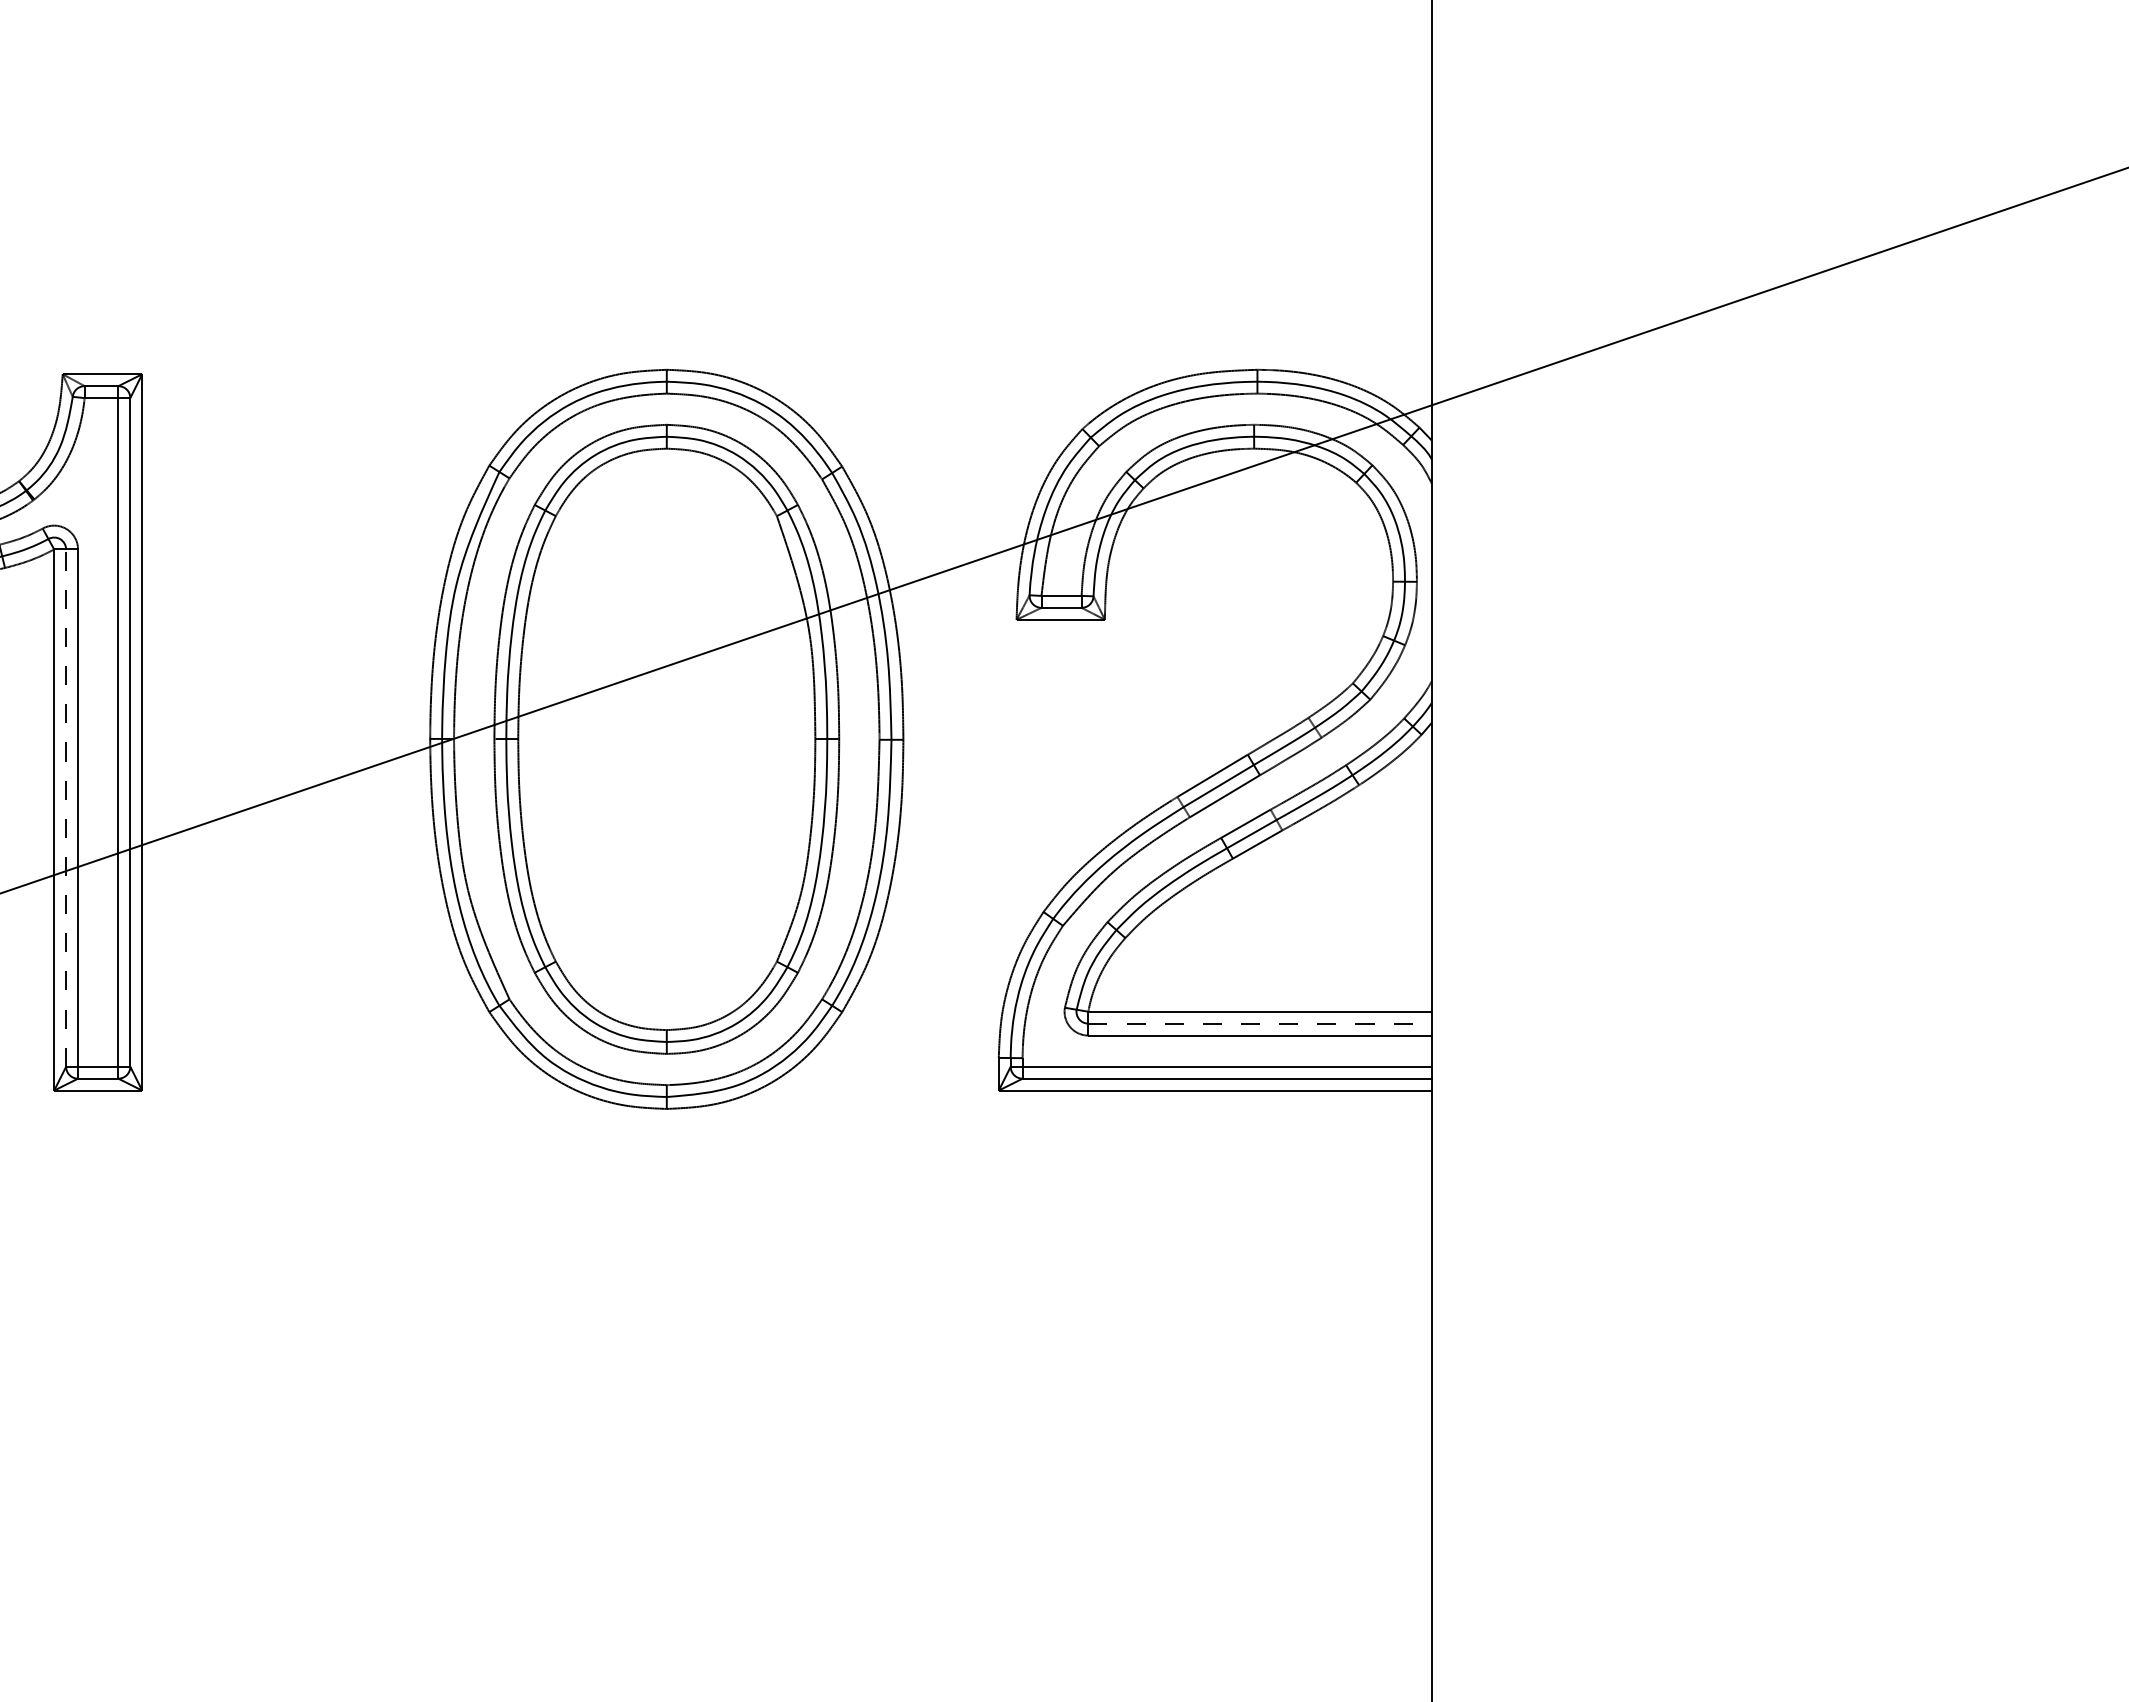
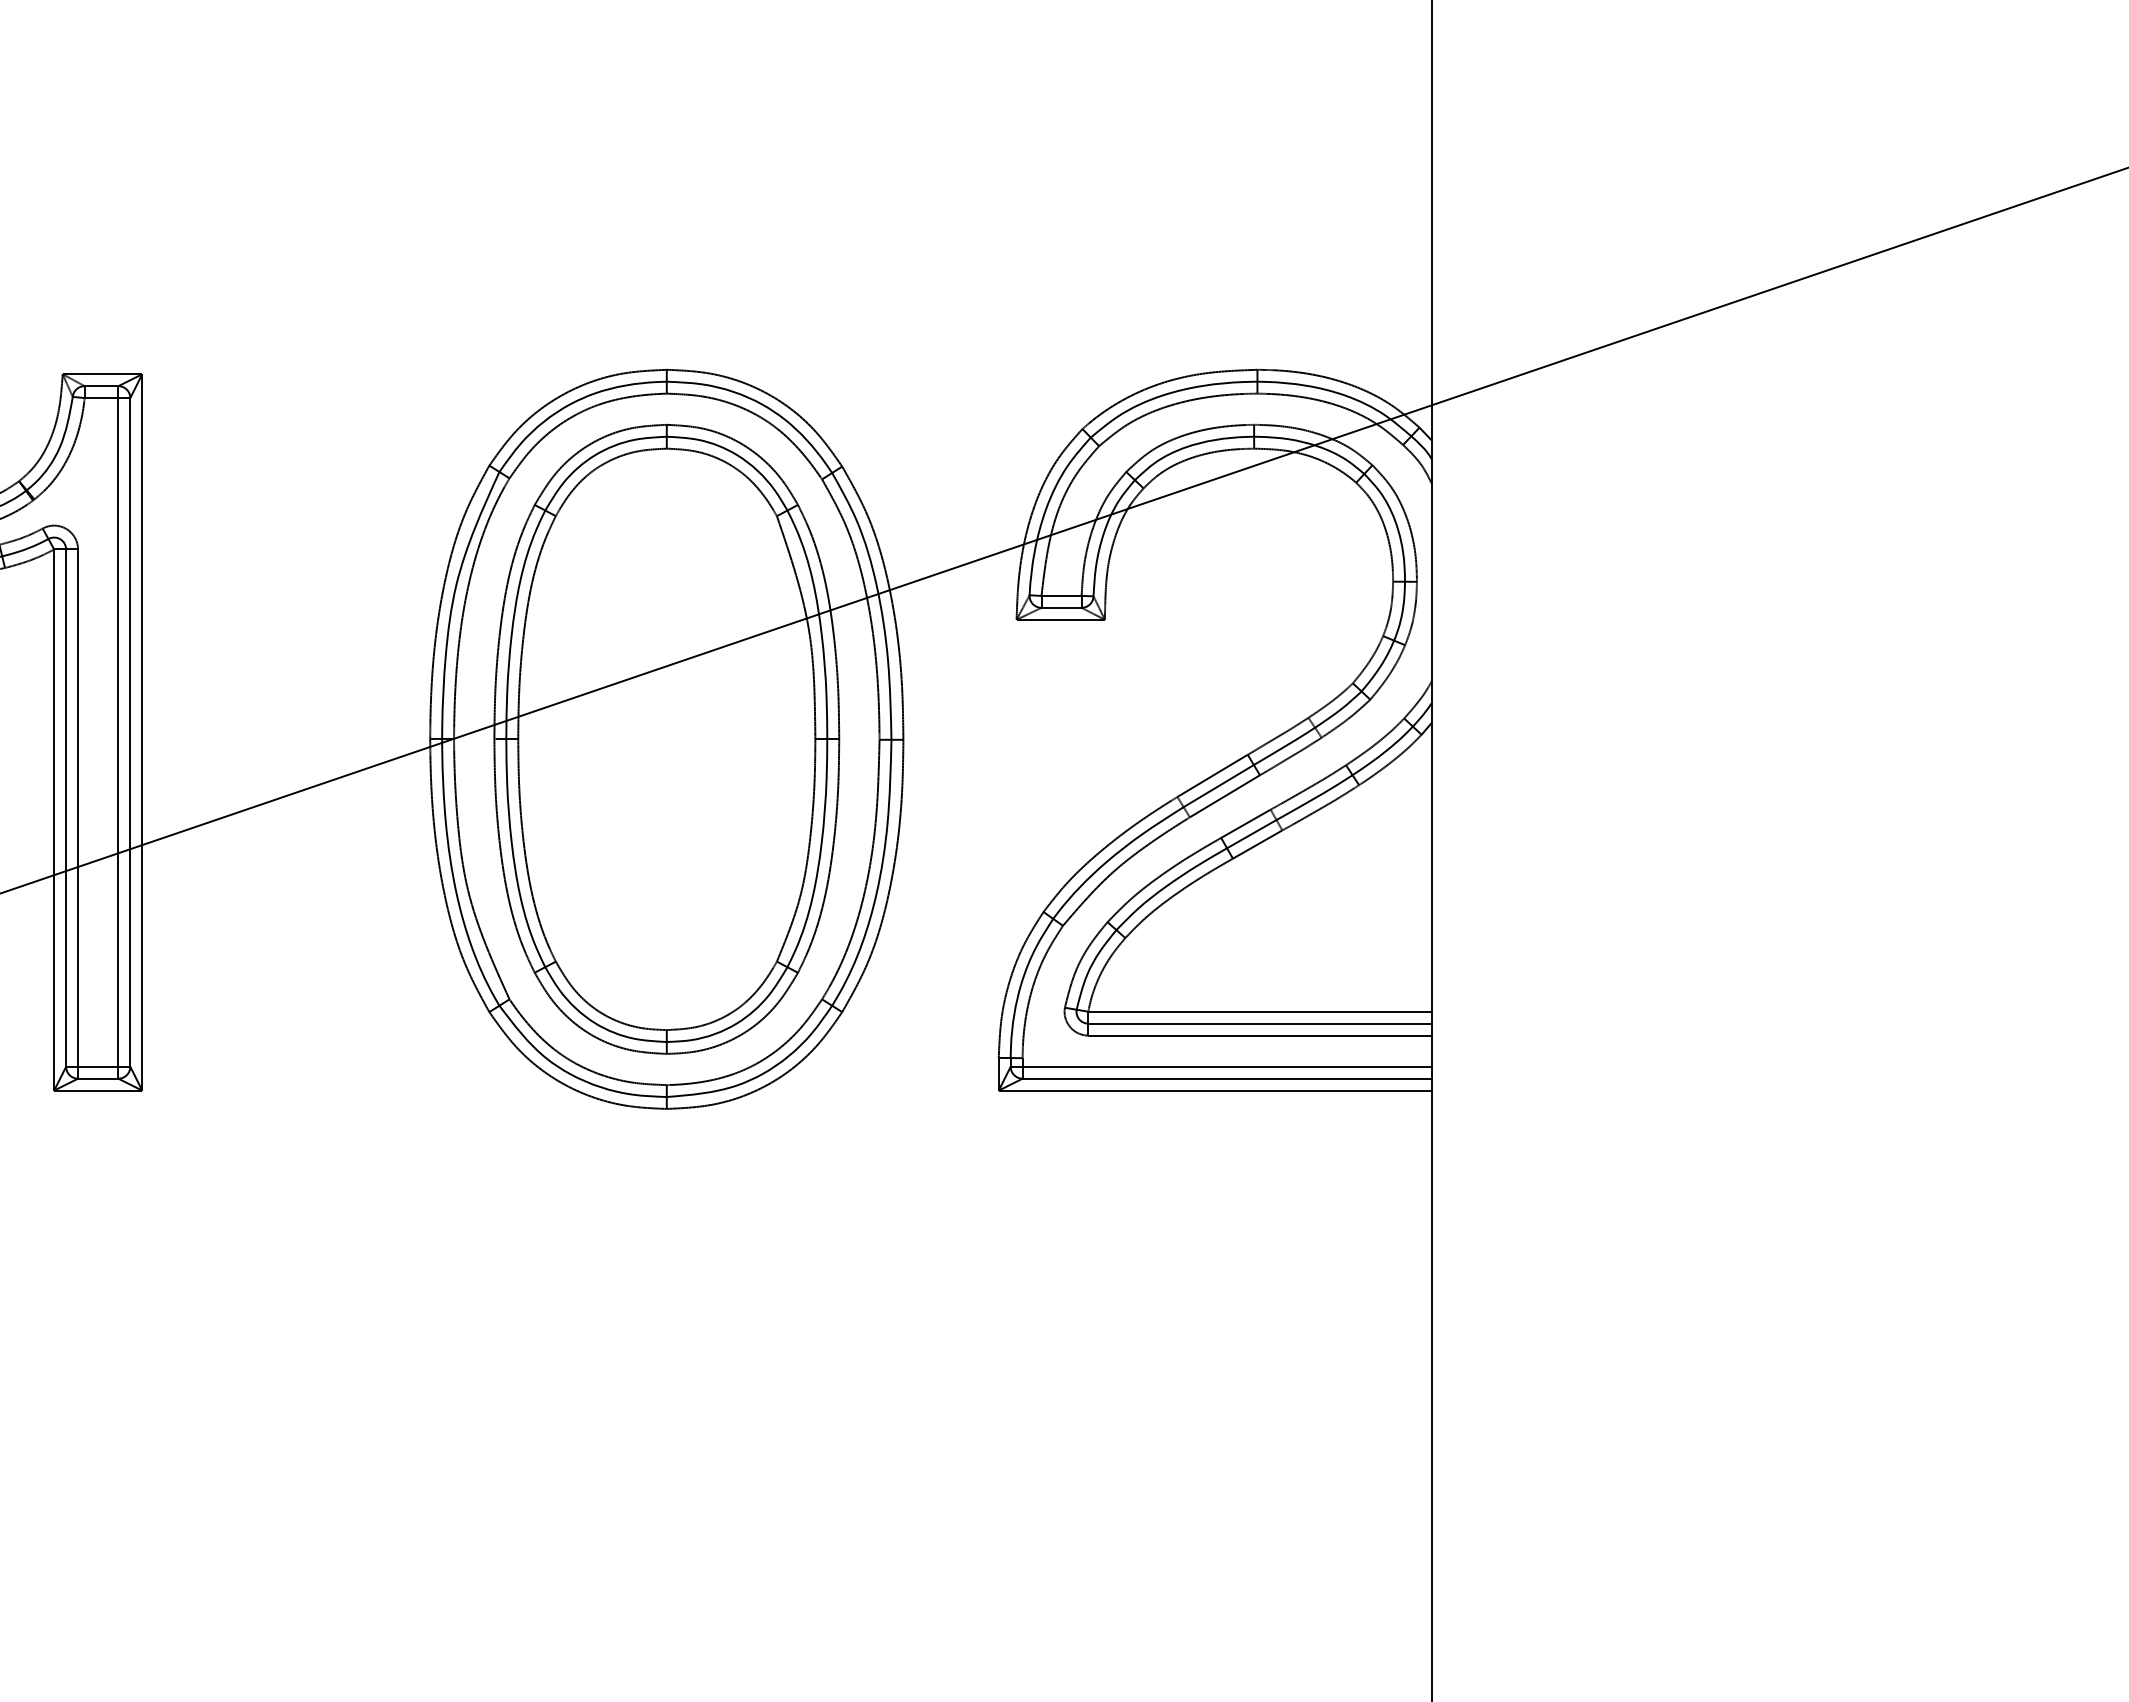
line: dashed -> solid (66, 808)
line: dashed -> solid (1260, 1023)
